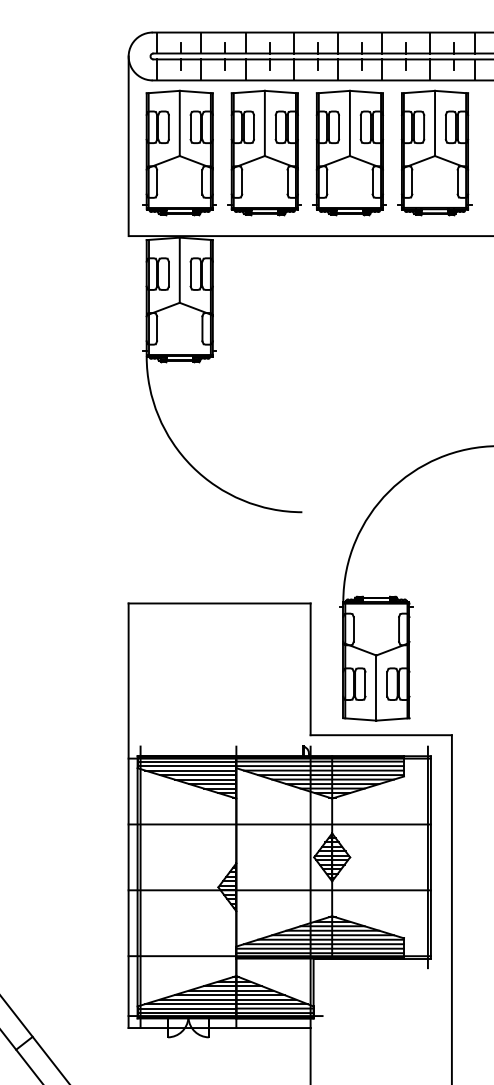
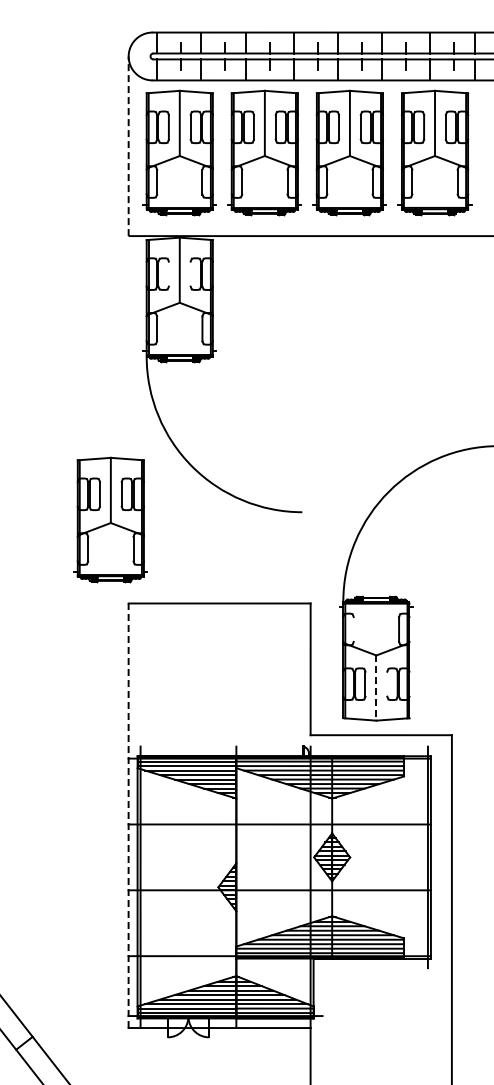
line: solid -> dashed (128, 146)
line: present -> none (168, 273)
line: present -> none (190, 273)
part: none -> present (110, 519)
line: present -> none (353, 629)
line: present -> none (387, 683)
line: solid -> dashed (376, 688)
line: solid -> dashed (128, 815)
